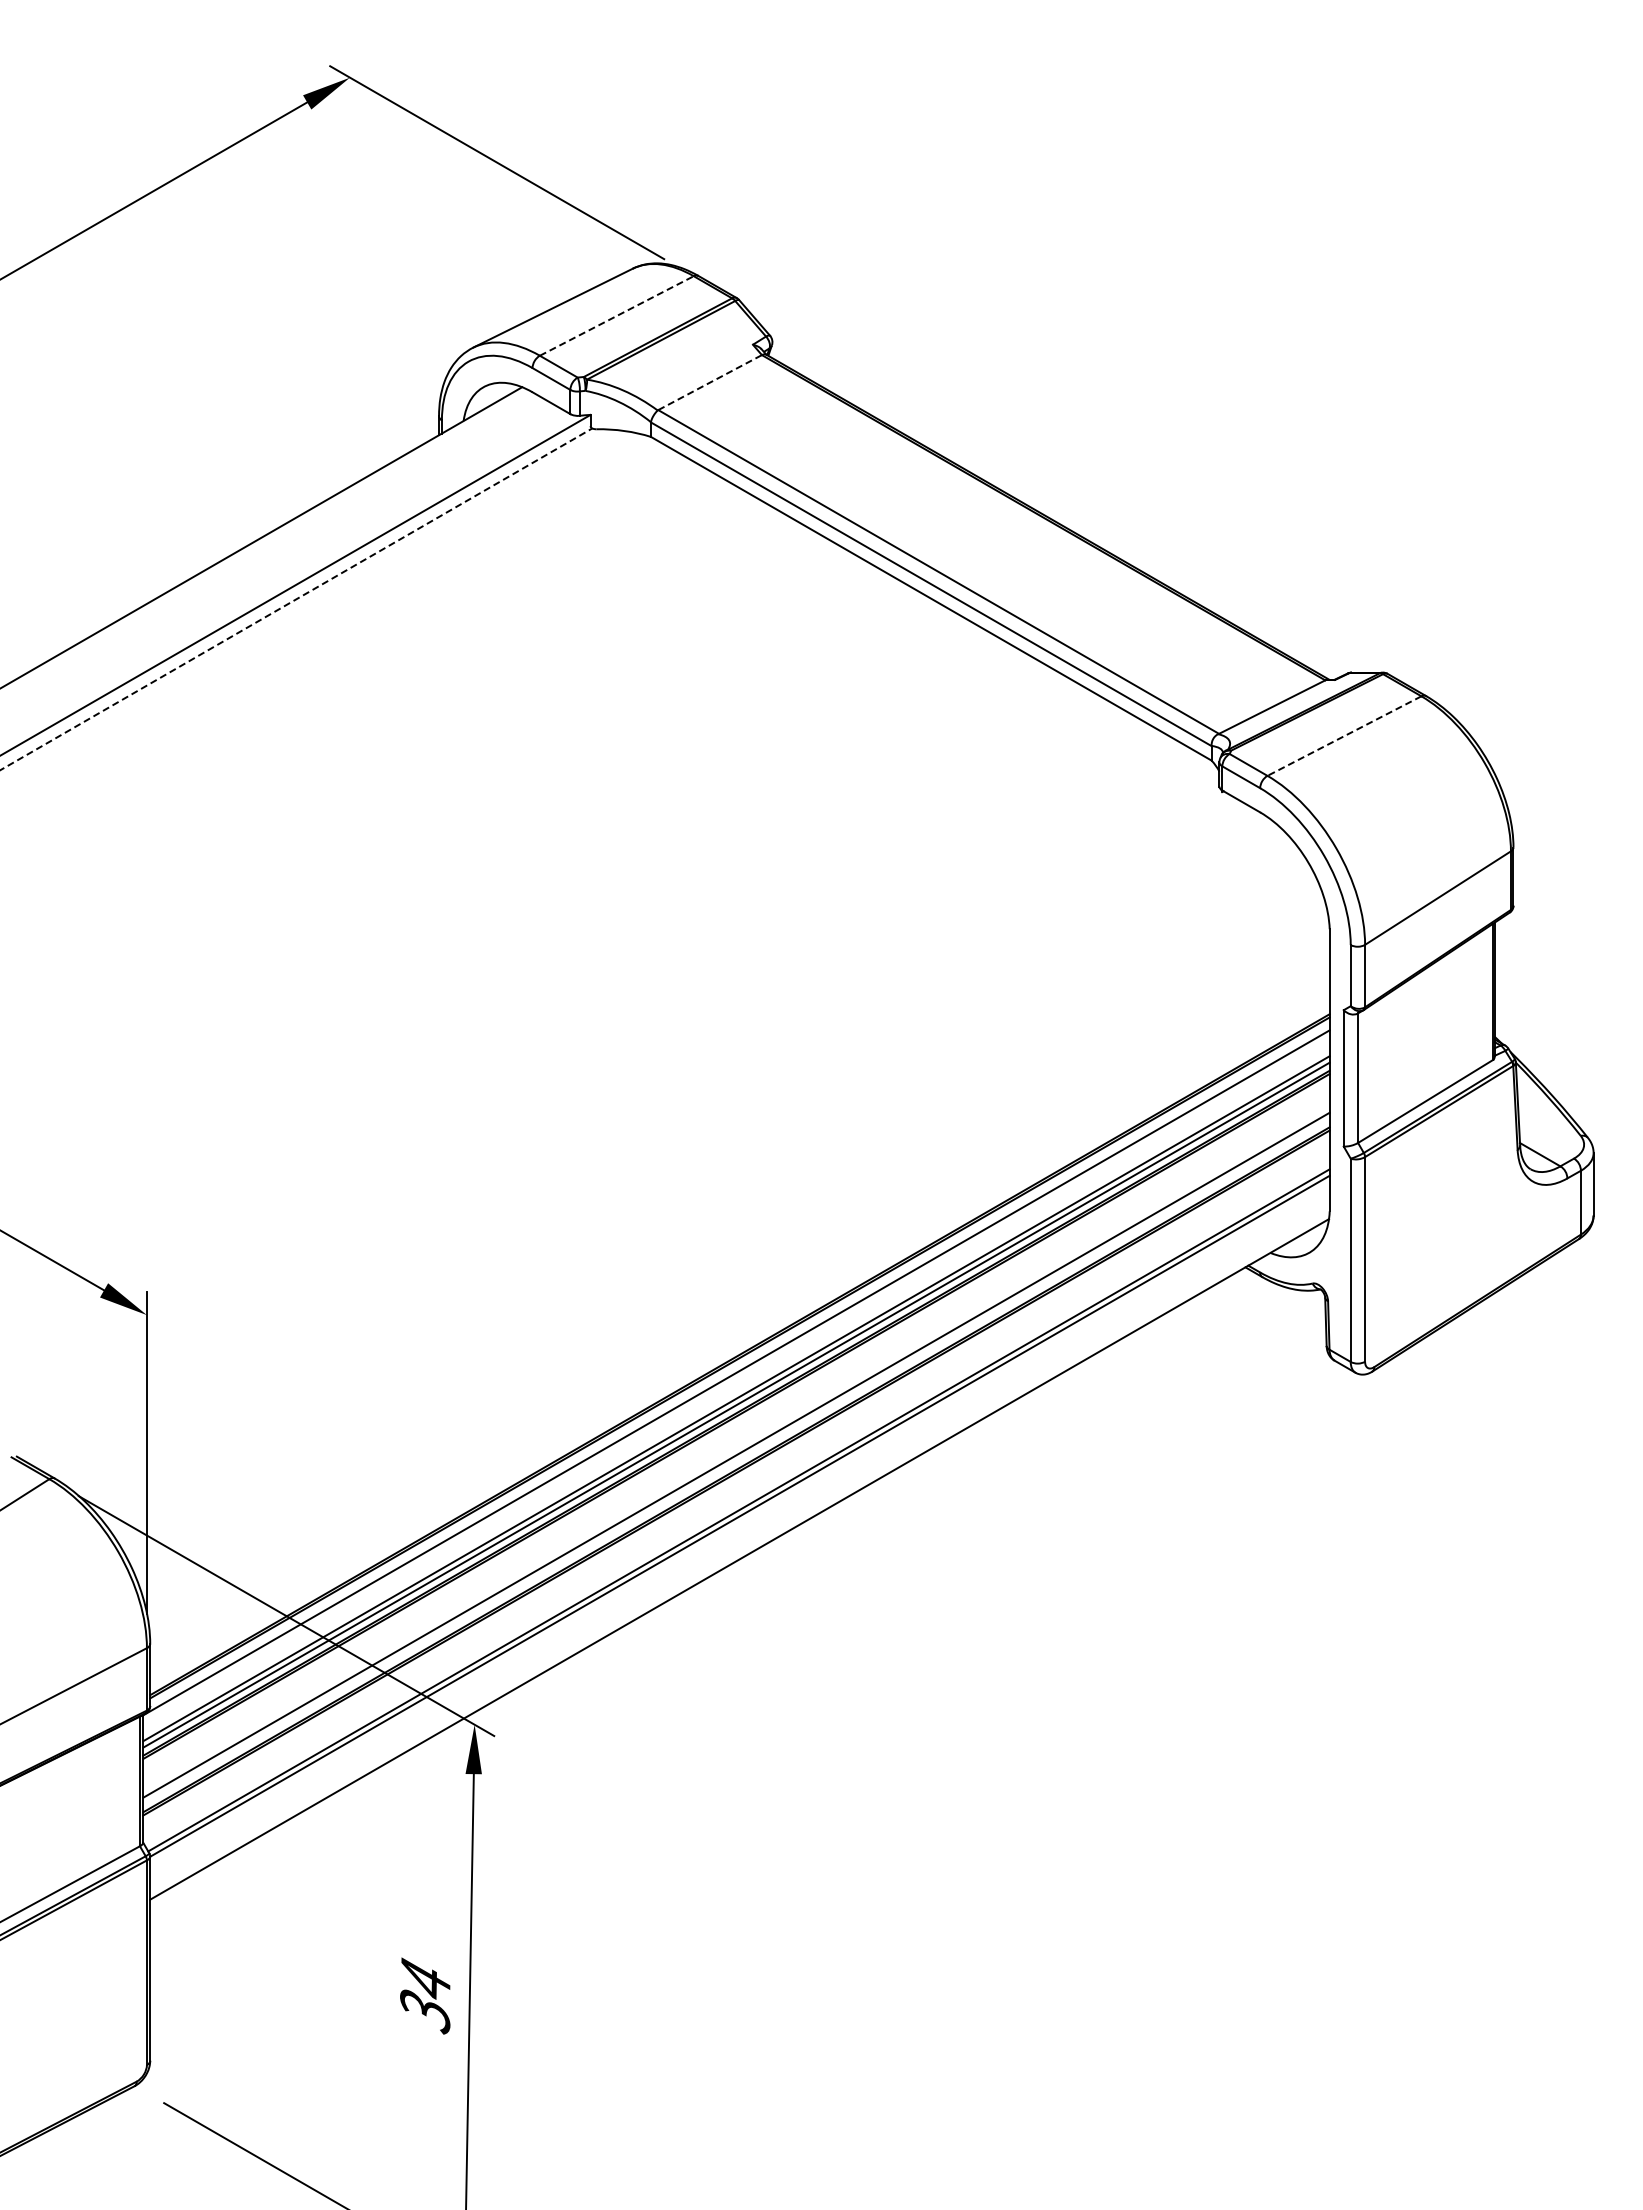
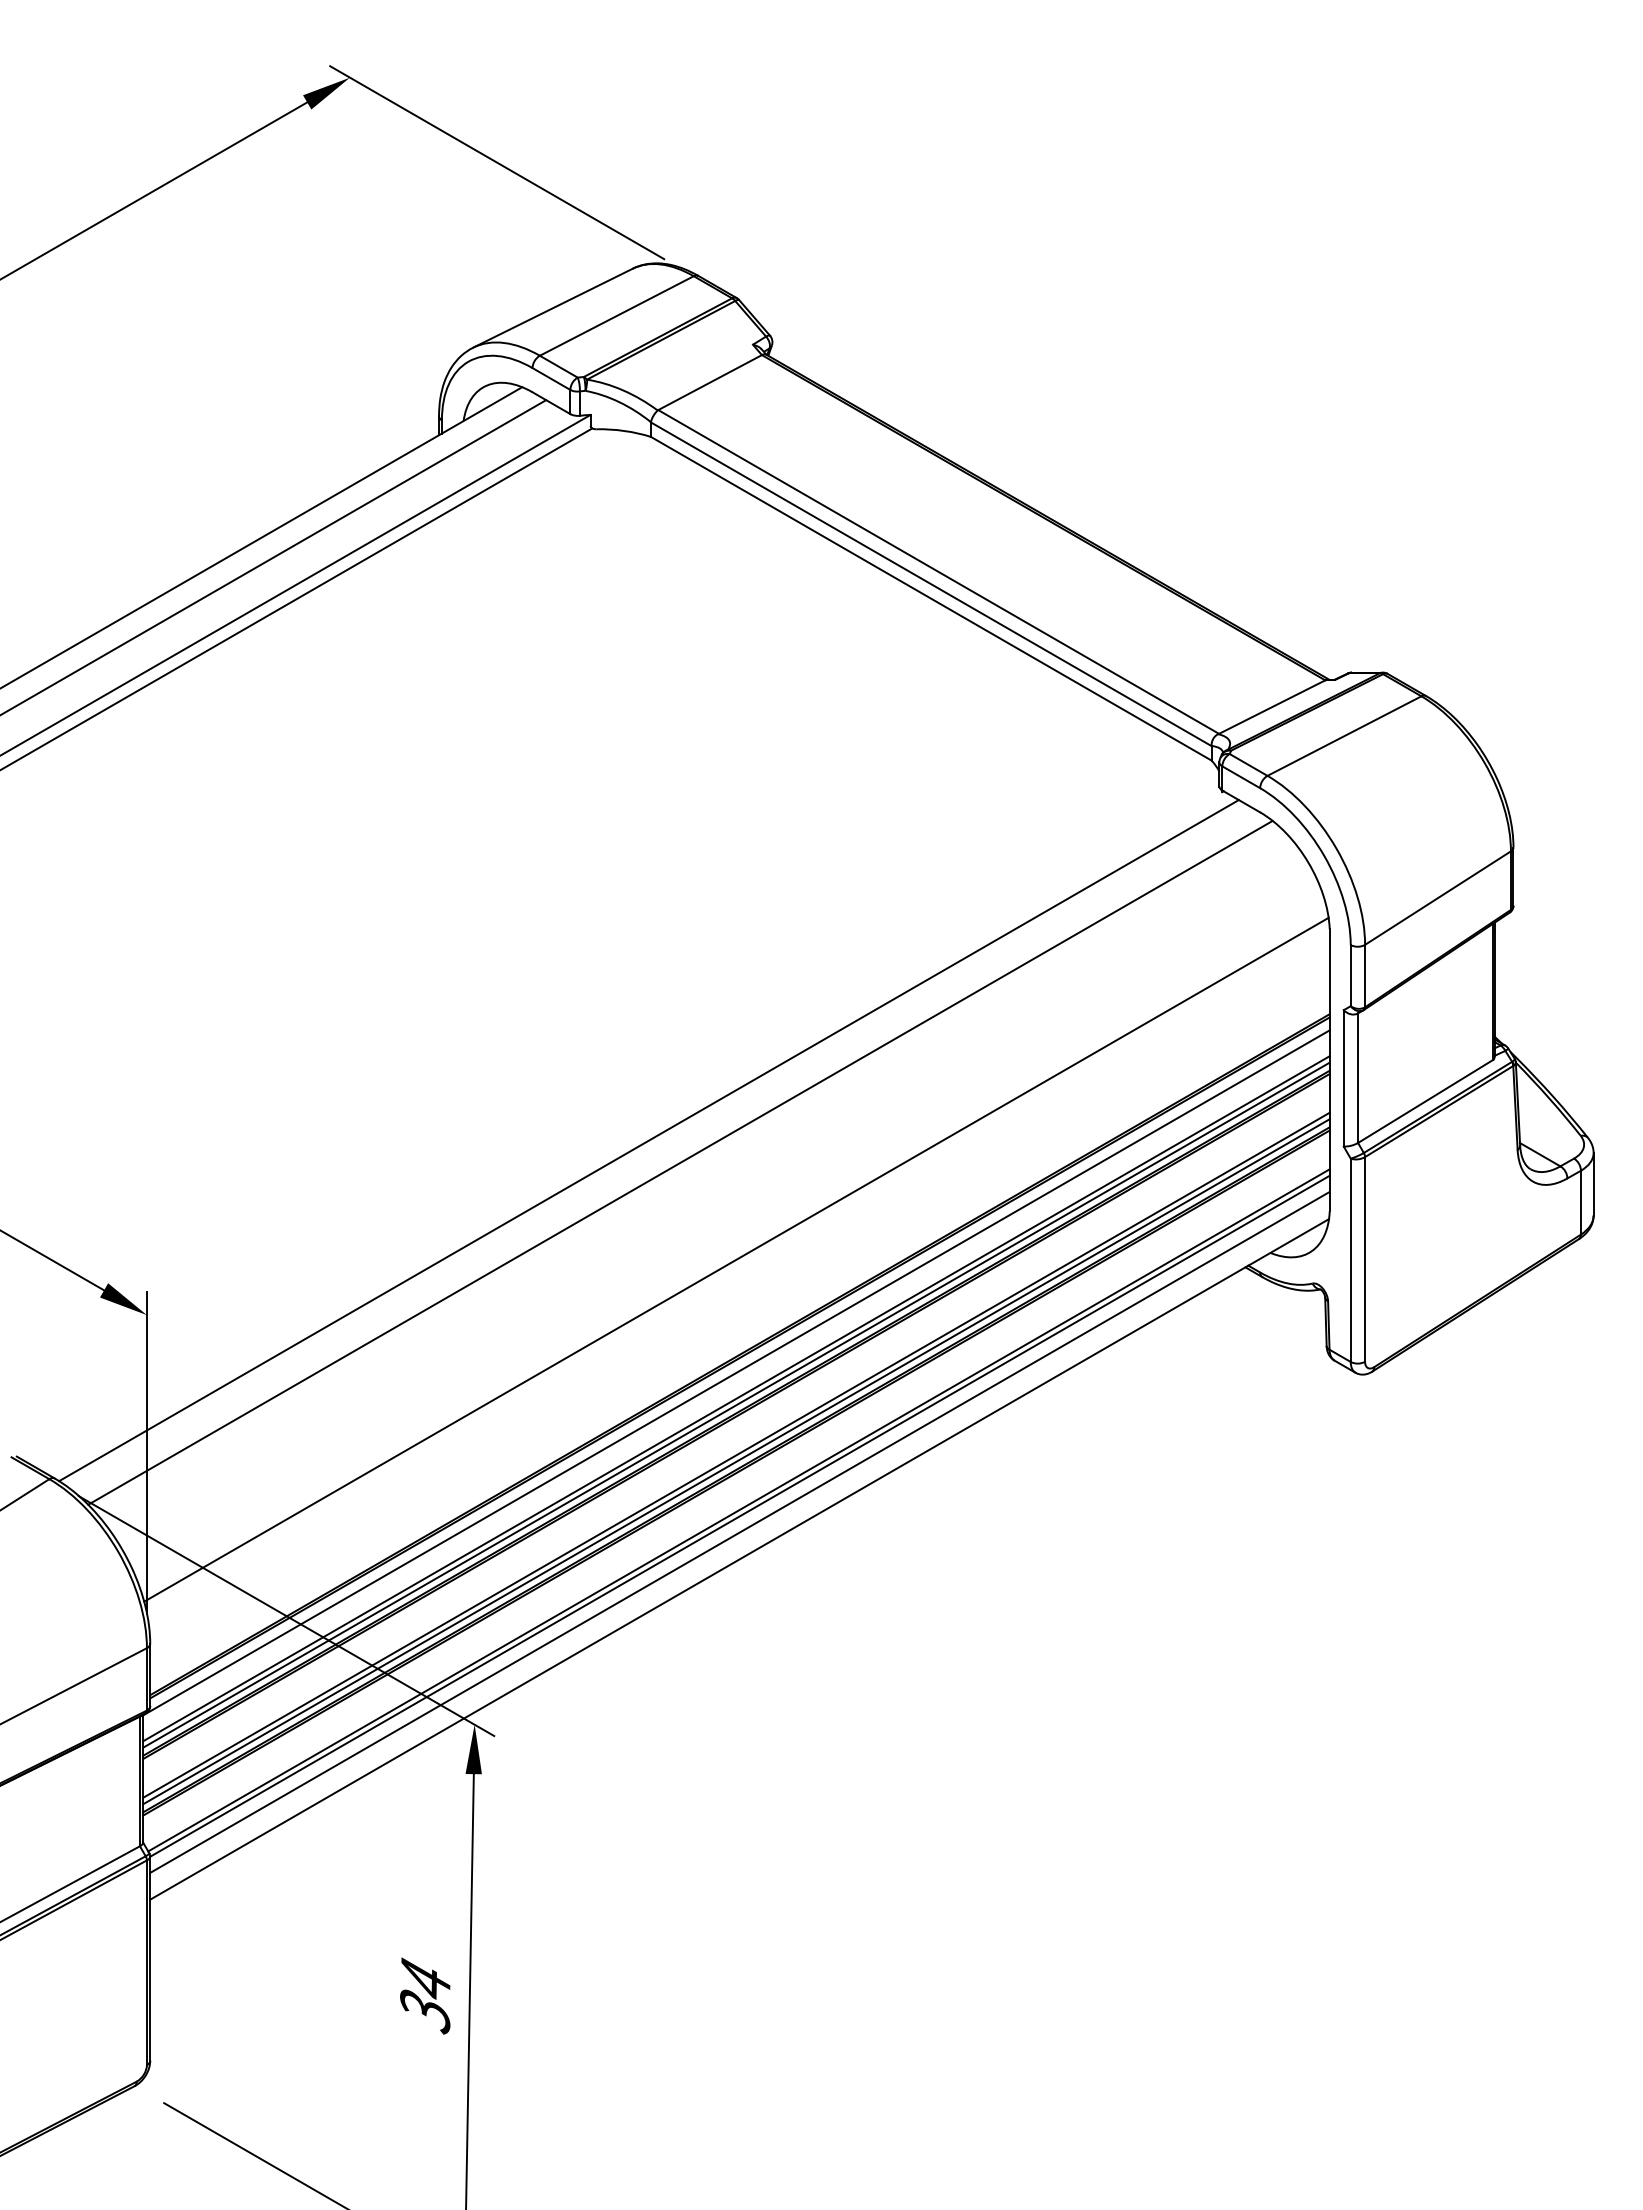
line: dashed -> solid (616, 315)
line: dashed -> solid (710, 382)
line: none -> present (274, 557)
line: dashed -> solid (296, 599)
line: dashed -> solid (1344, 736)
line: none -> present (648, 1140)
line: none -> present (680, 1162)
line: none -> present (736, 1259)
line: none -> present (736, 1461)
line: none -> present (739, 1531)
